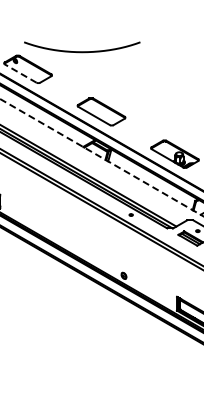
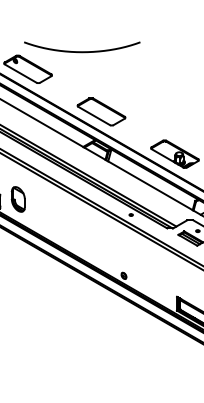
line: dashed -> solid (20, 73)
line: dashed -> solid (101, 157)
part: none -> present (17, 199)
